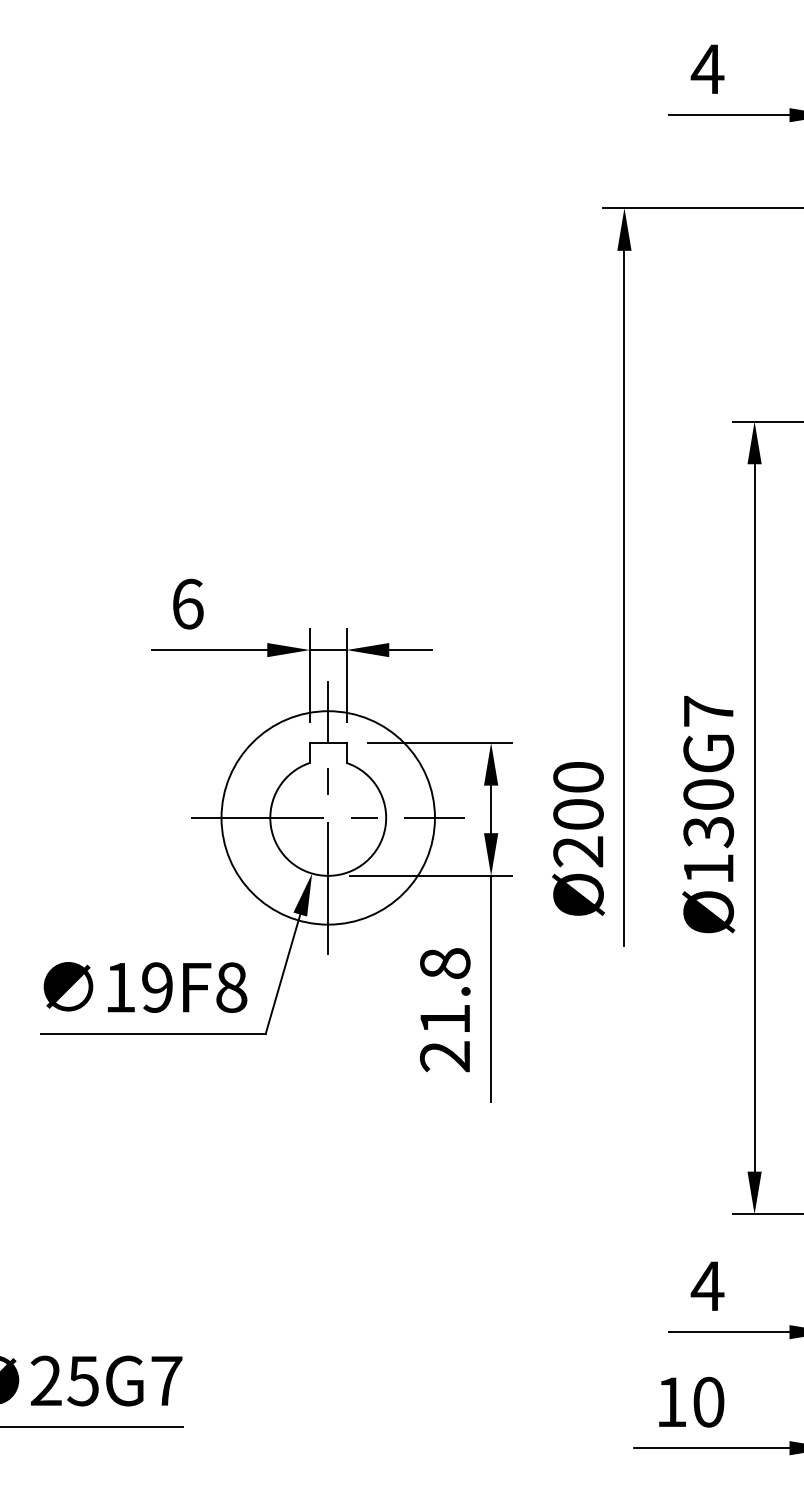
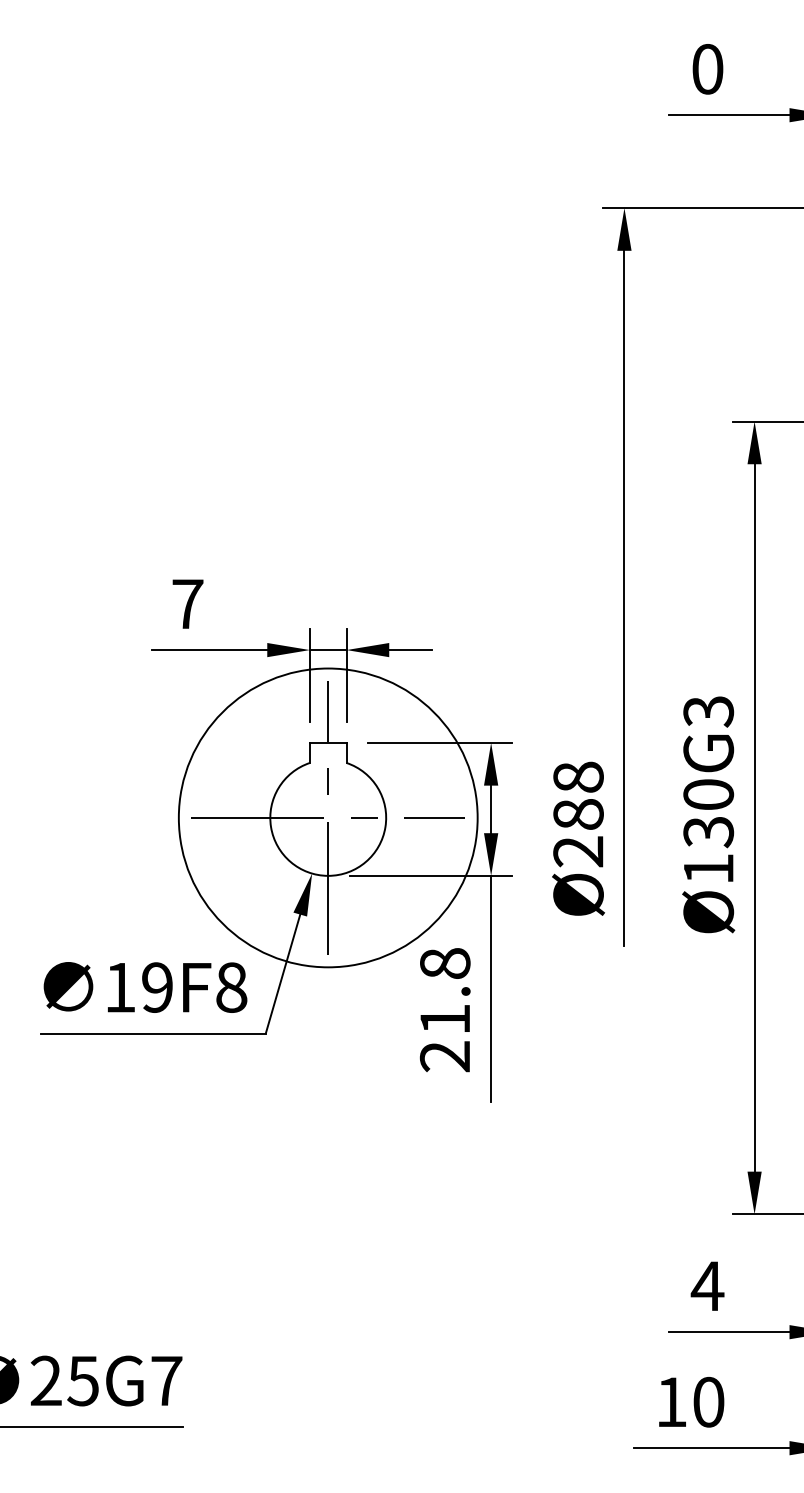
text: 4 -> 0 (707, 69)
text: 6 -> 7 (187, 603)
text: Ø130G7 -> Ø130G3 (708, 711)
text: Ø200 -> Ø288 (578, 795)
circle diameter: 213 px -> 299 px (327, 817)
